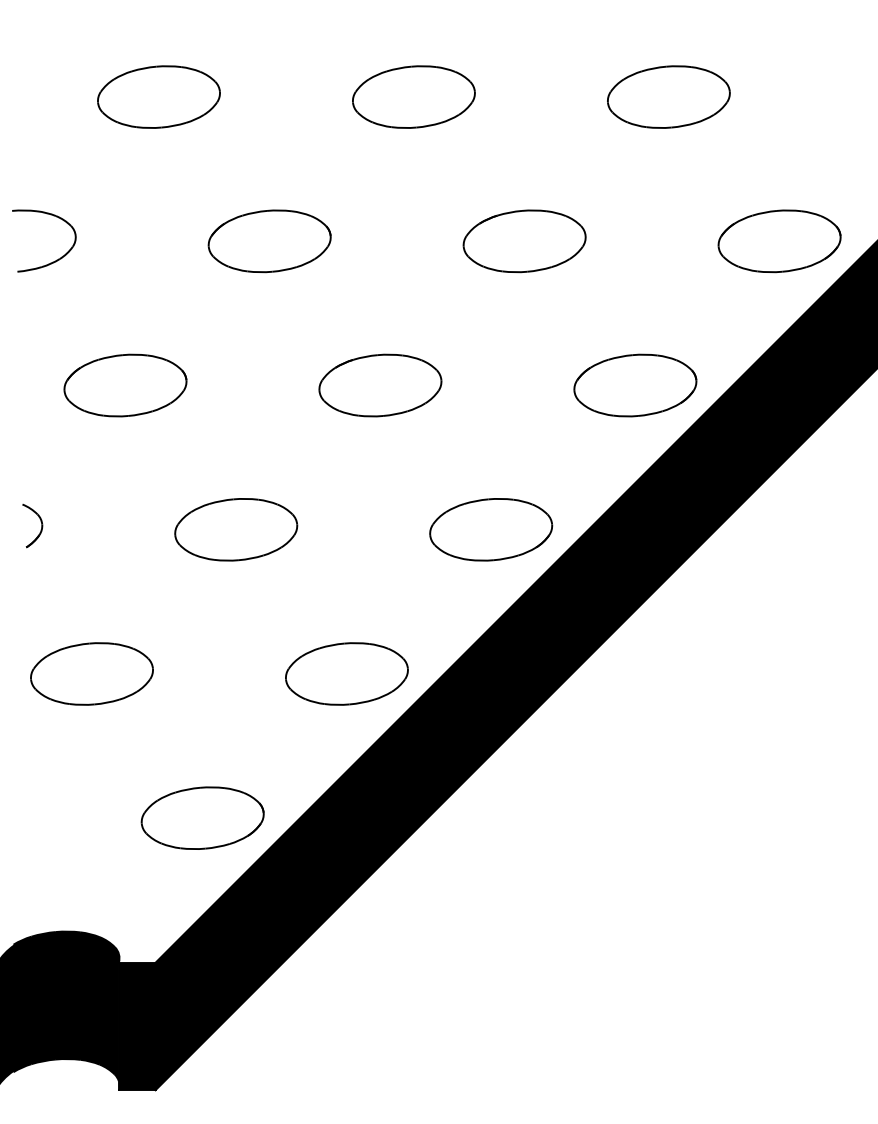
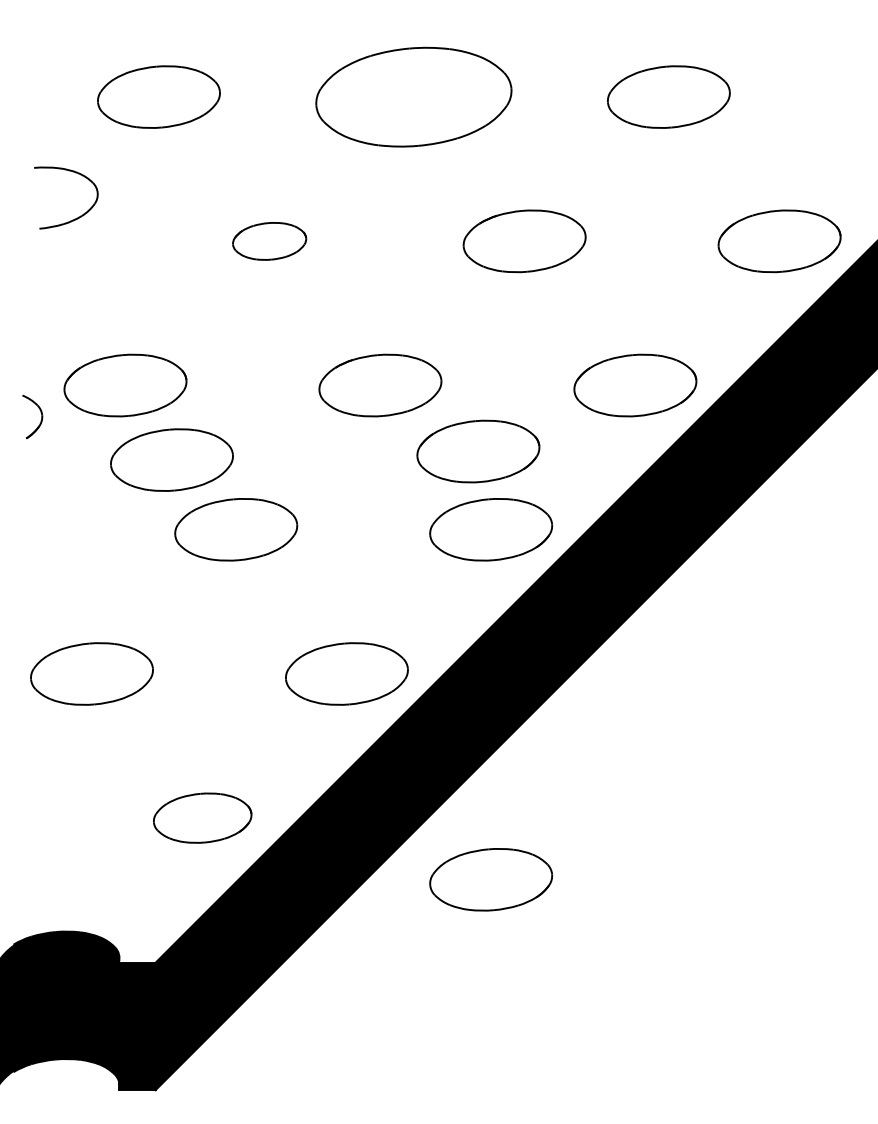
part size: 124x64 px -> 198x102 px (413, 96)
part size: 125x65 px -> 76x39 px (269, 241)
part position: (56, 259) -> (78, 216) (78, 216)
part: none -> present (478, 451)
part: none -> present (171, 459)
part position: (40, 521) -> (40, 412) (40, 412)
part size: 125x64 px -> 100x52 px (202, 817)
part: none -> present (491, 879)
